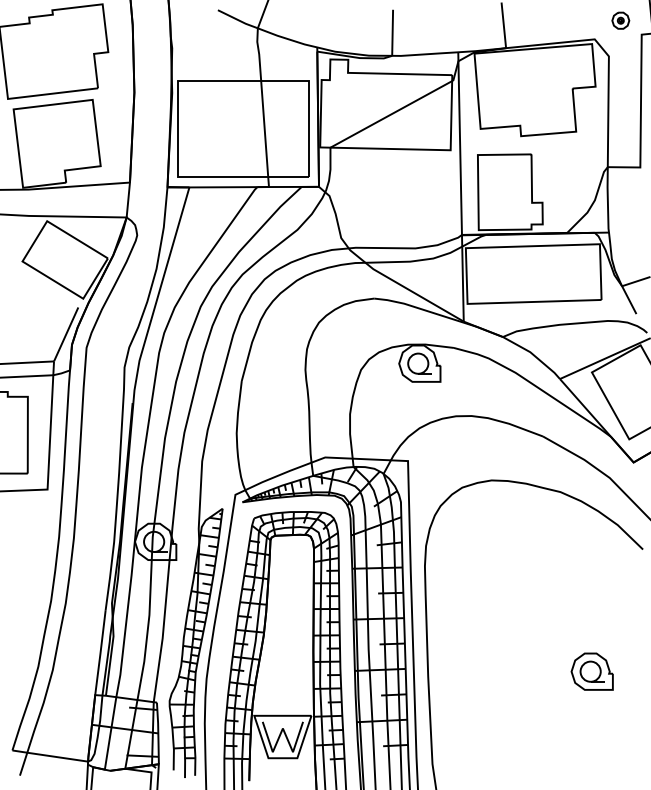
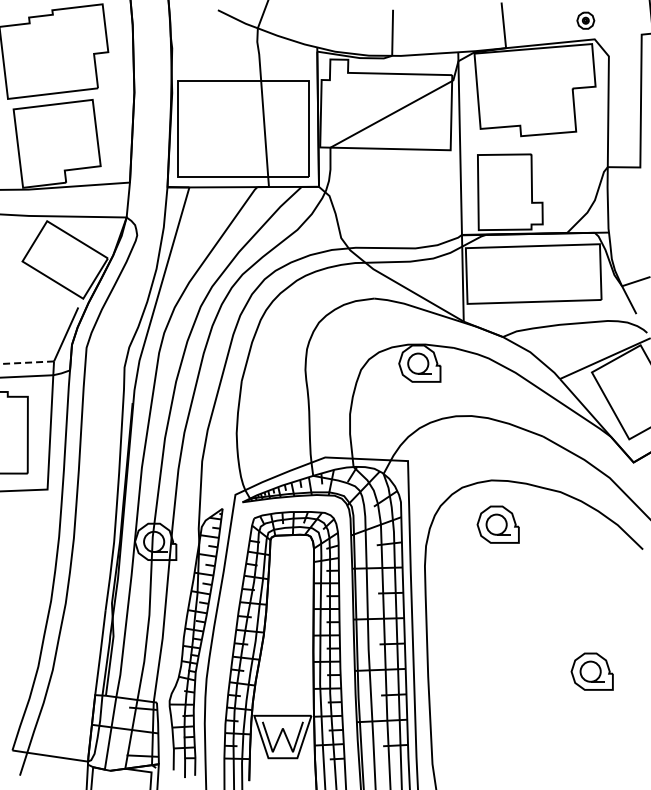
part position: (620, 20) -> (585, 20) (585, 20)
line: solid -> dashed (27, 362)
part: none -> present (497, 524)
